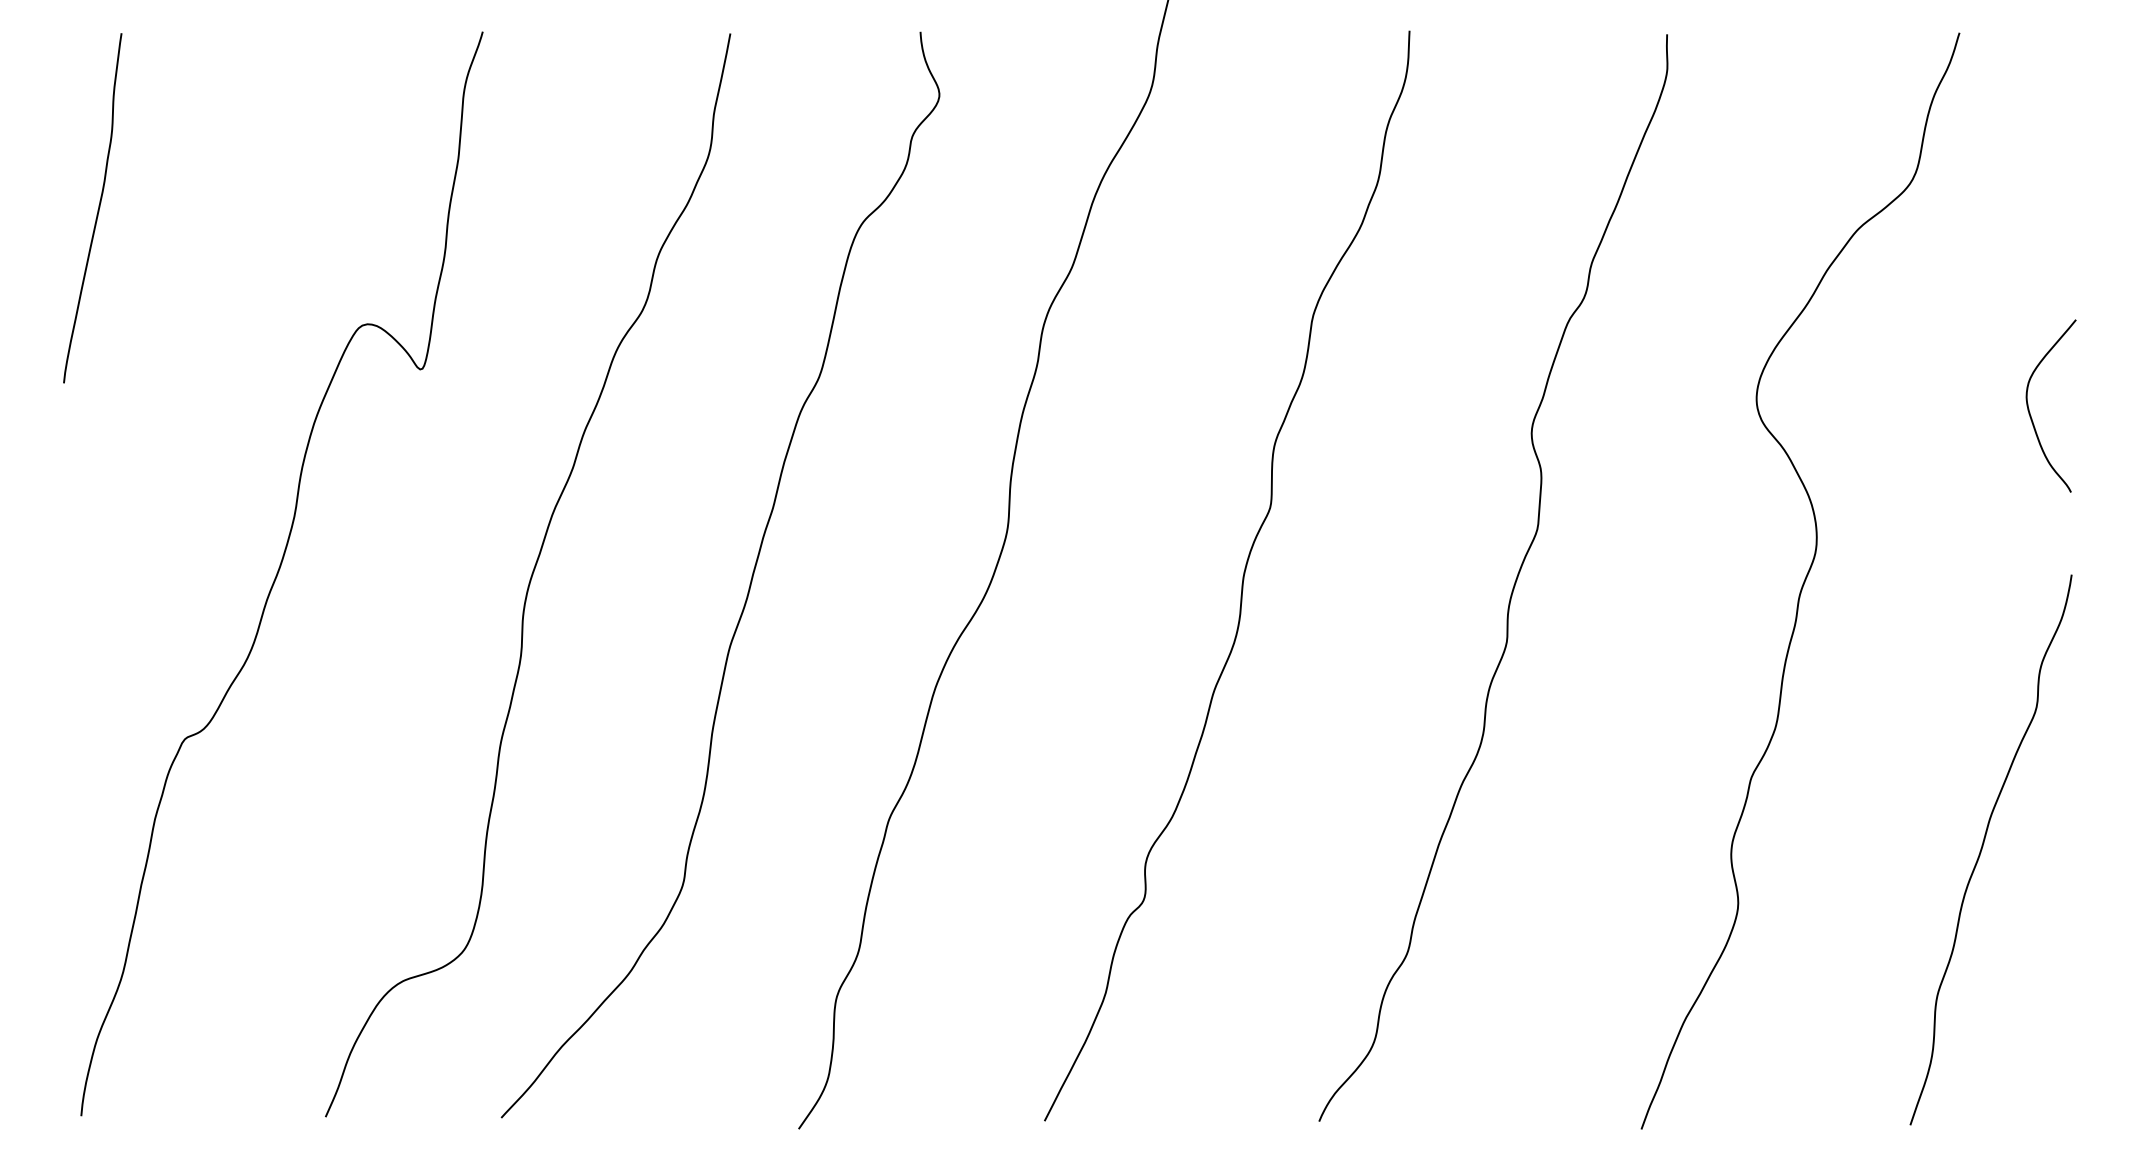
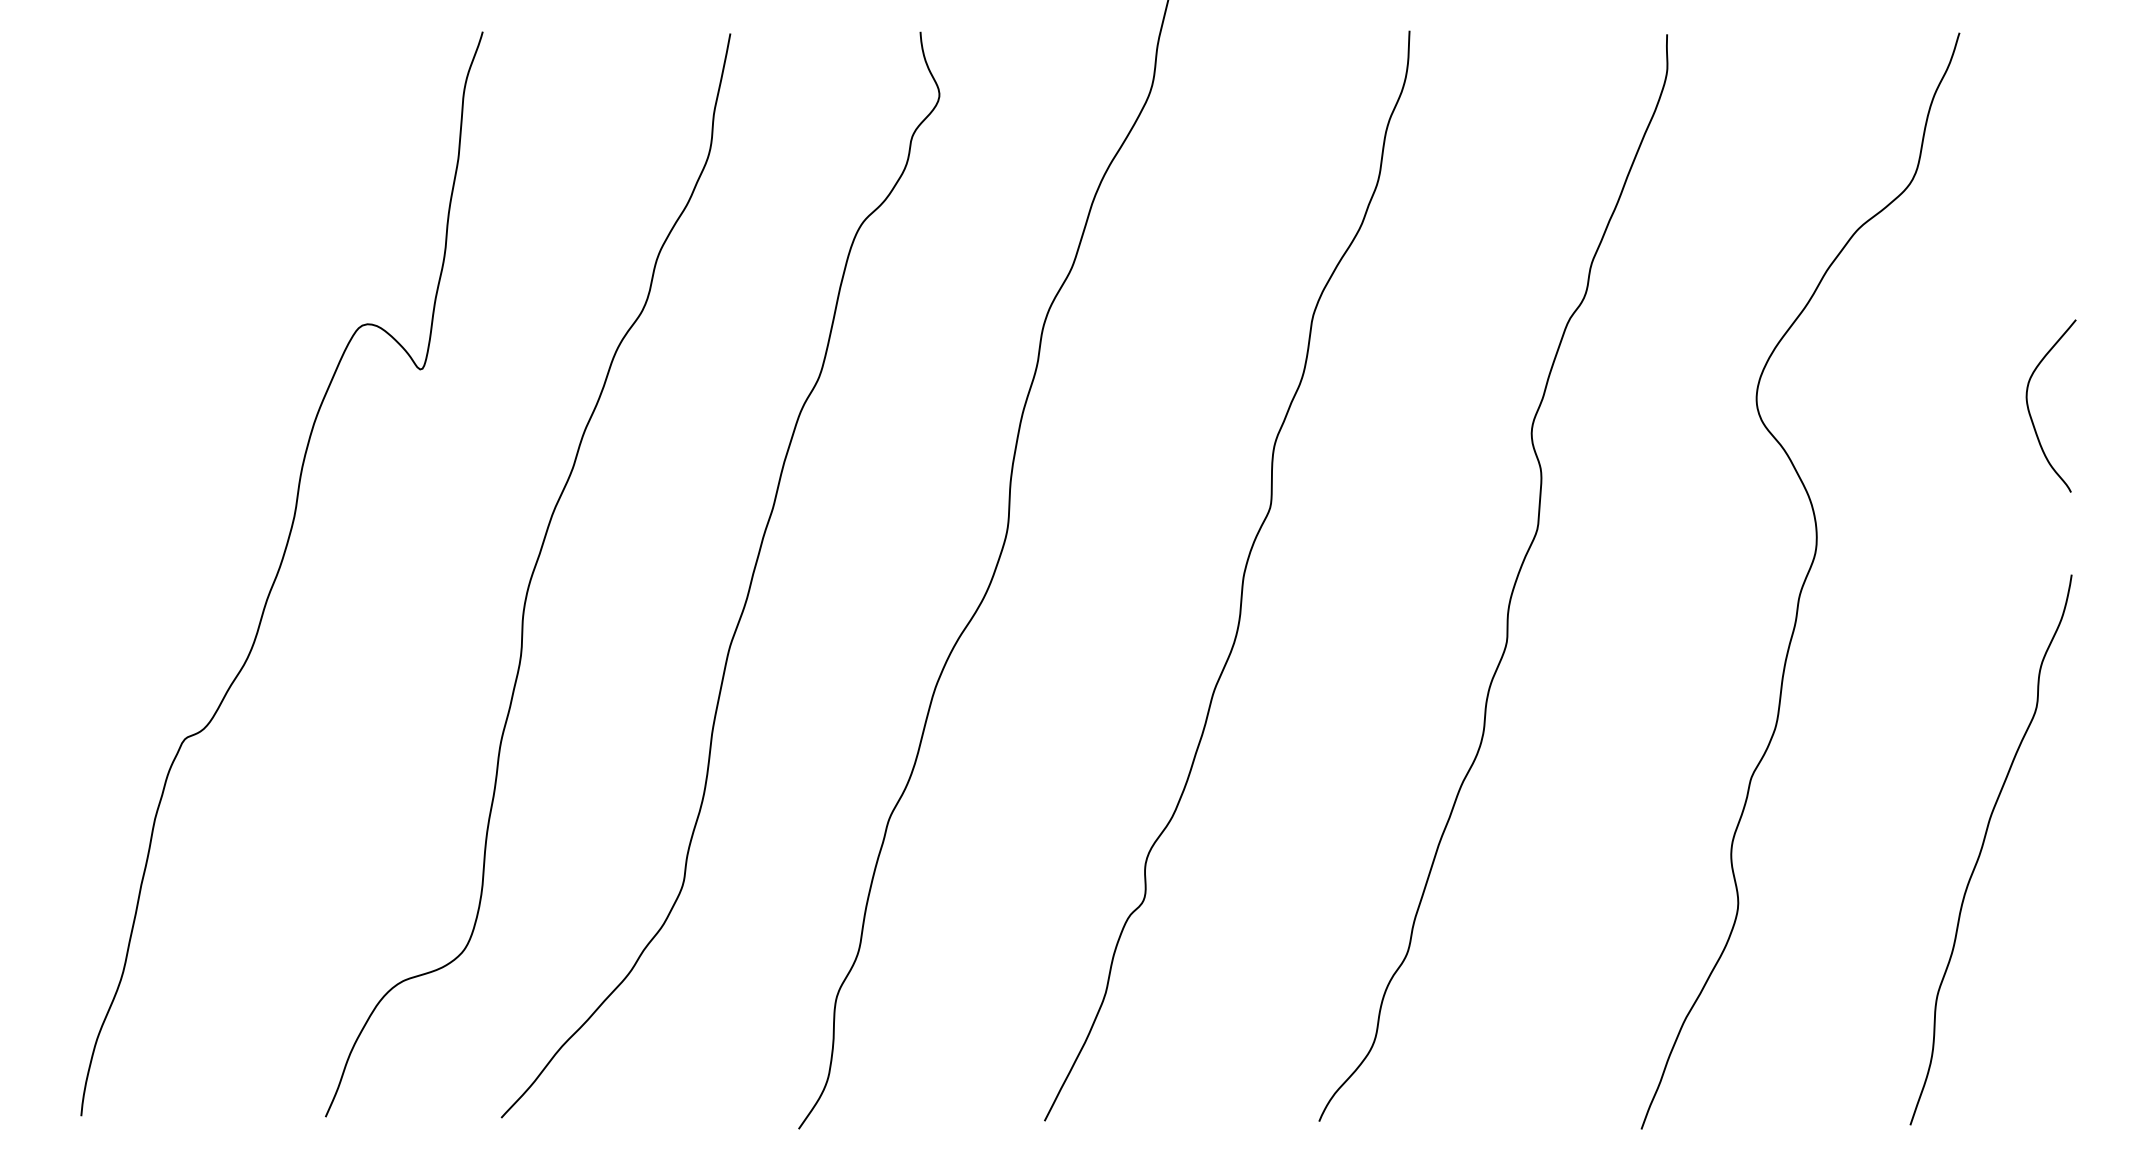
curve: present -> none (97, 209)
